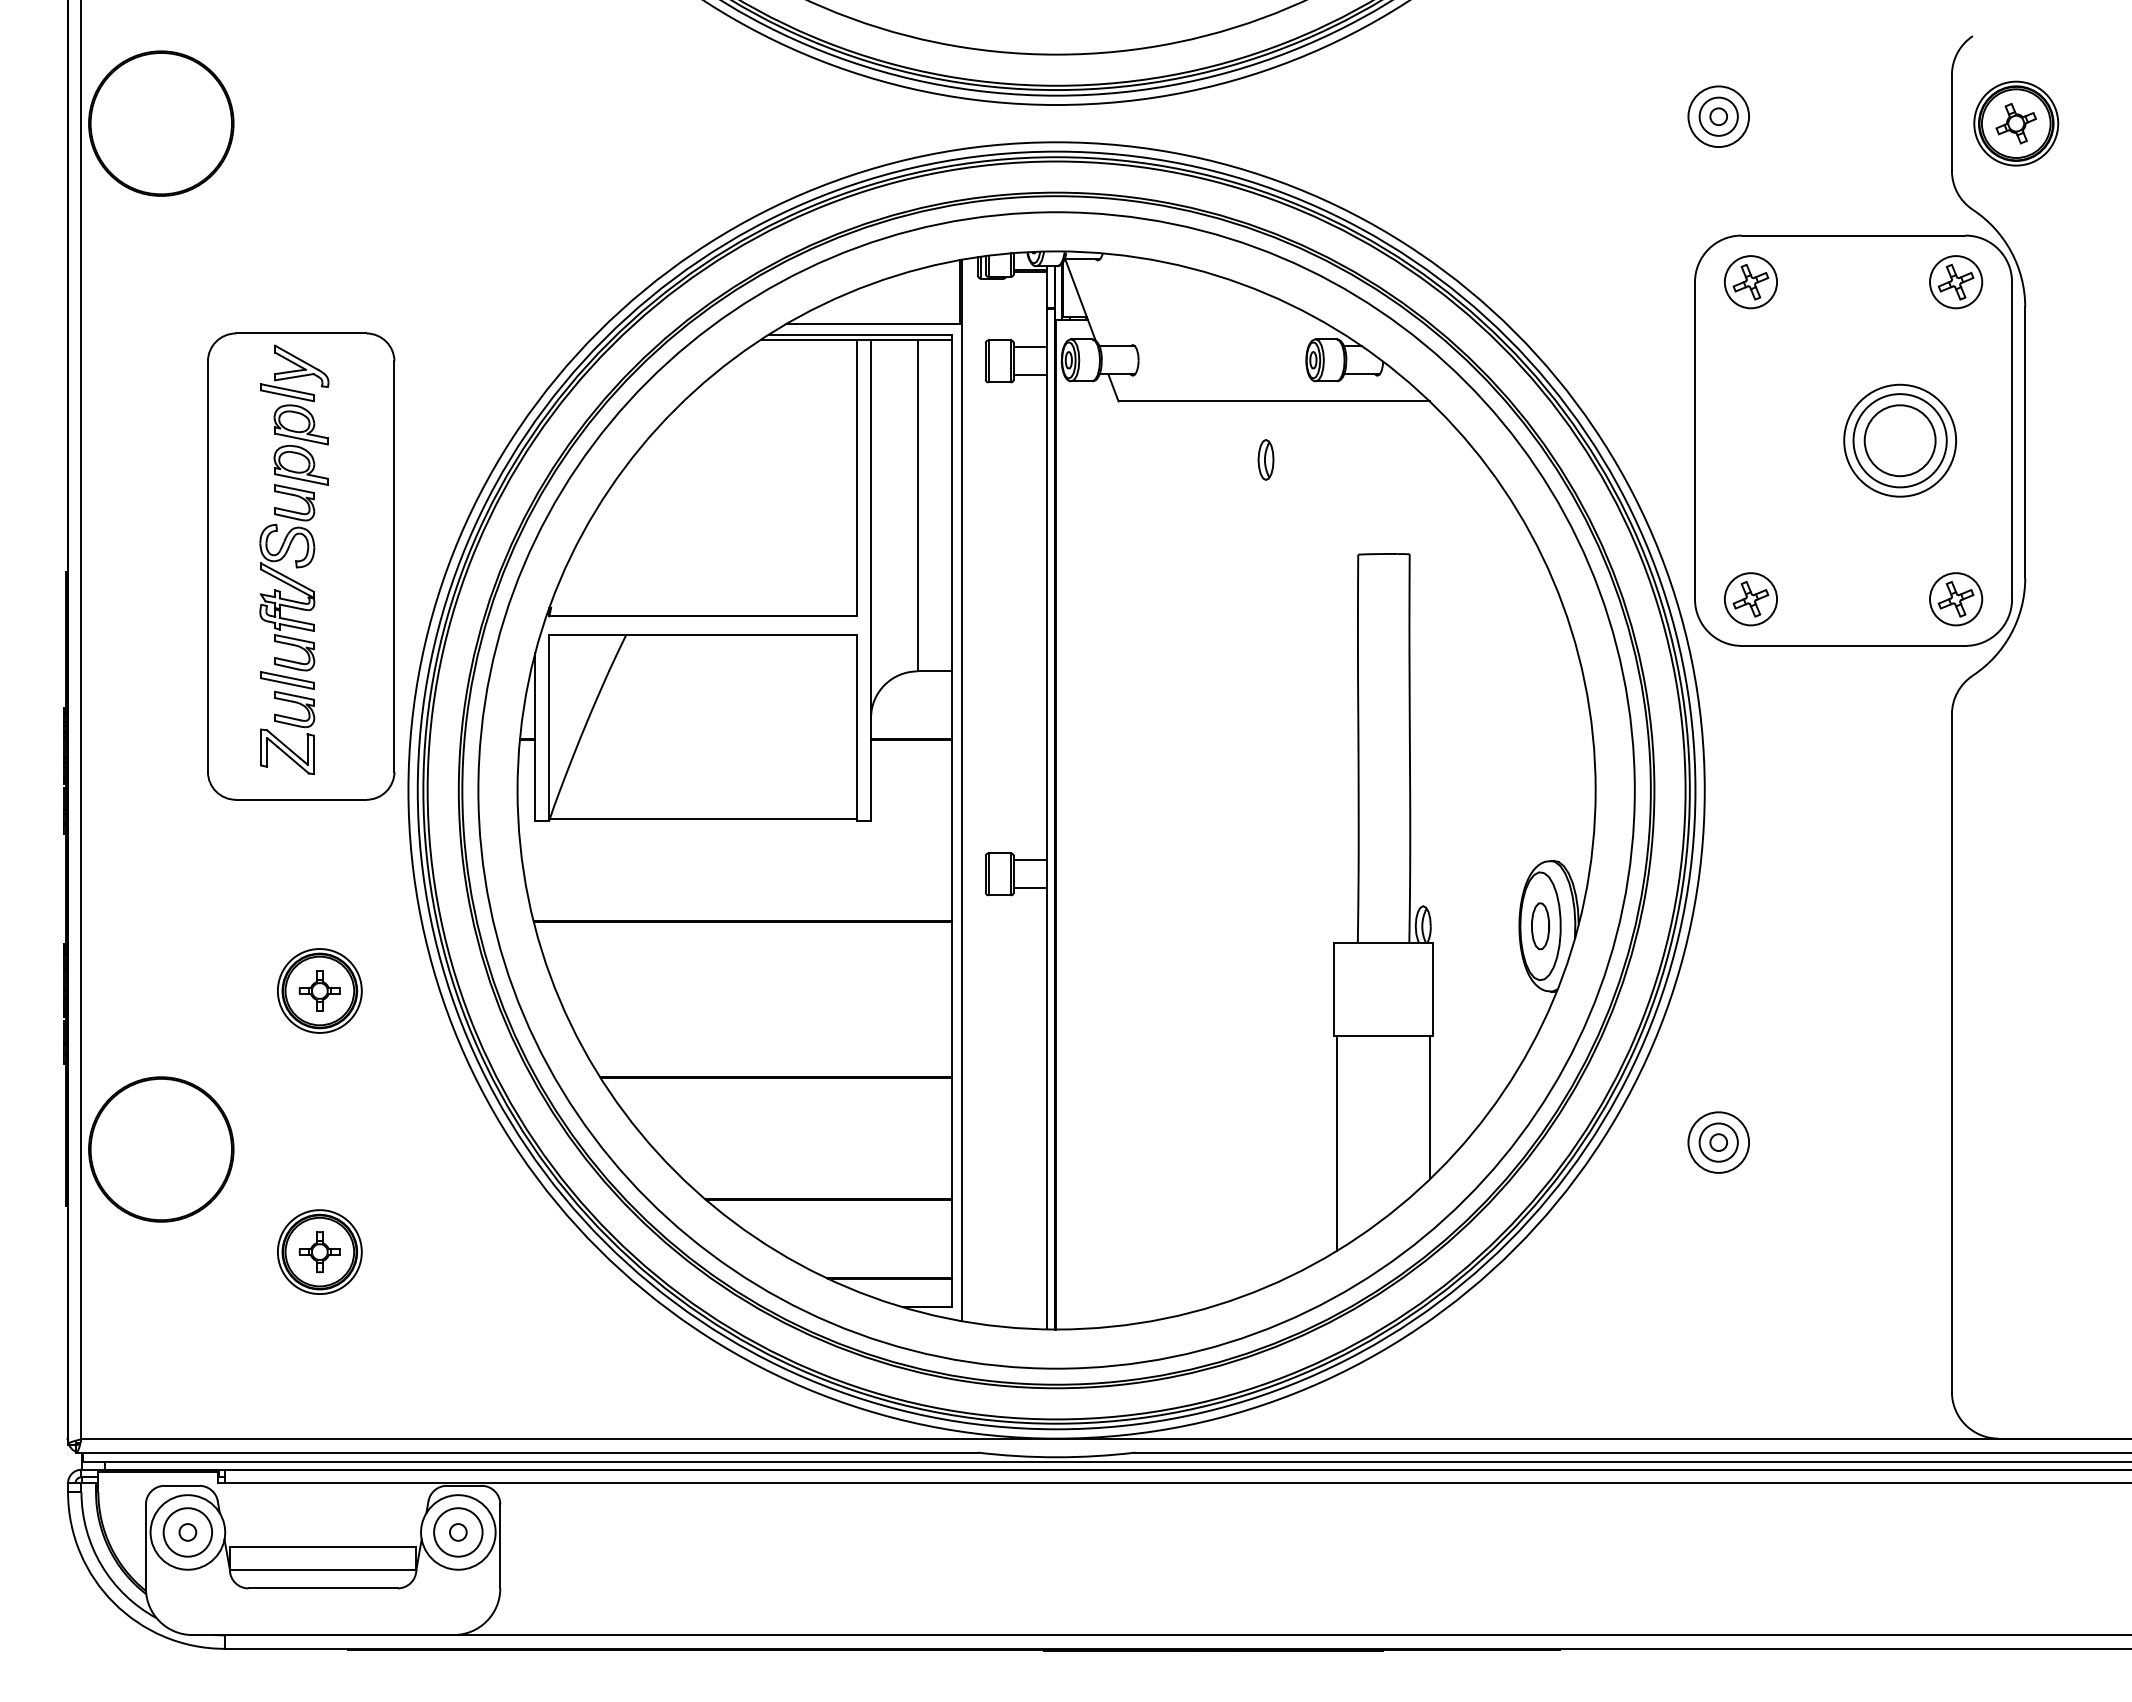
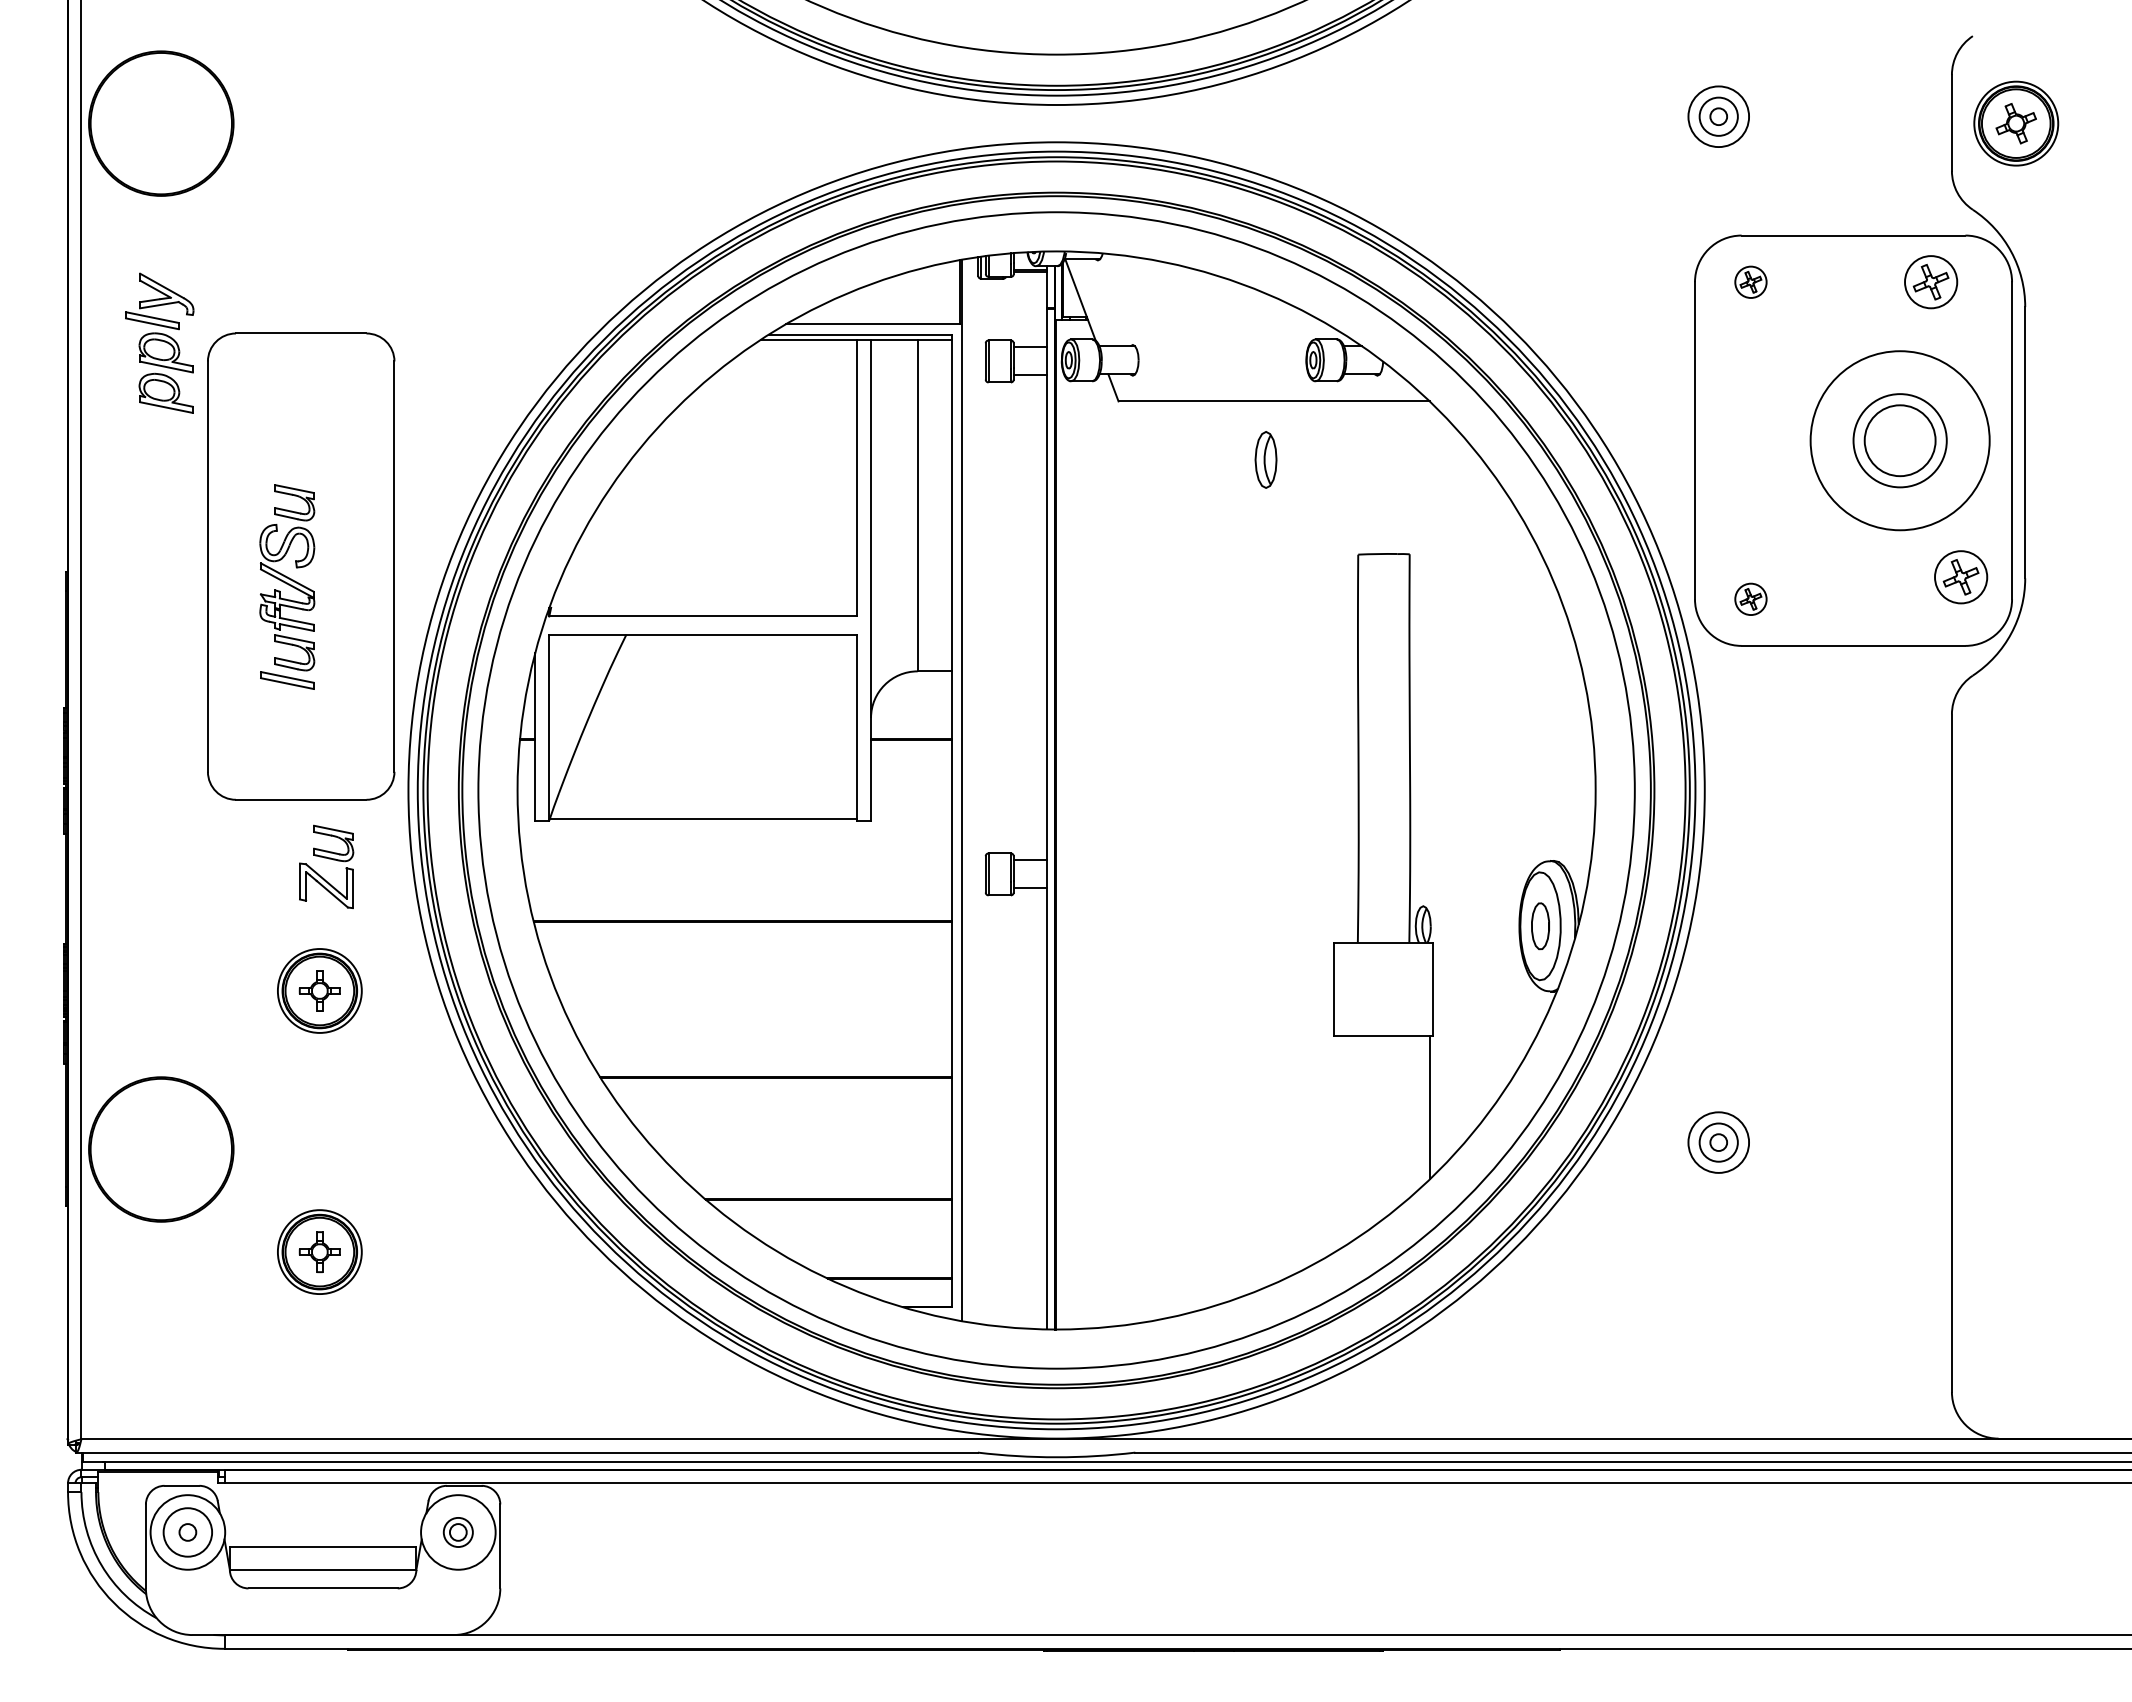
part size: 54x55 px -> 34x34 px (1750, 281)
part position: (1956, 282) -> (1931, 282) (1931, 282)
part position: (294, 414) -> (159, 342) (159, 342)
circle diameter: 112 px -> 179 px (1899, 440)
part size: 18x42 px -> 24x58 px (1265, 459)
part size: 54x55 px -> 34x34 px (1750, 598)
part position: (1956, 599) -> (1961, 577) (1961, 577)
part position: (289, 725) -> (328, 859) (328, 859)
line: present -> none (1336, 1142)
circle diameter: 48 px -> 29 px (457, 1532)
